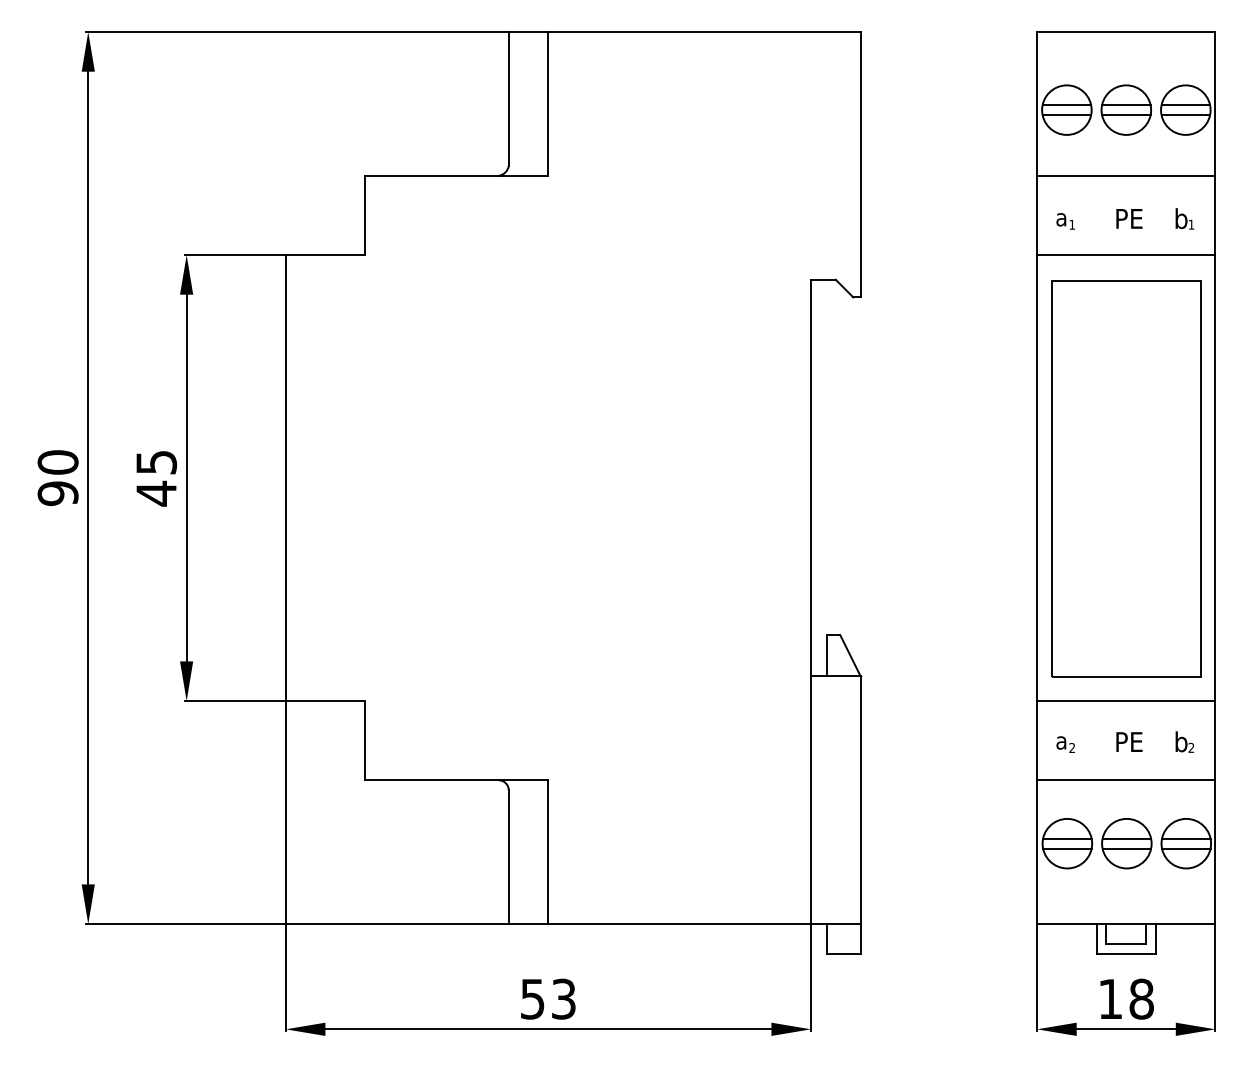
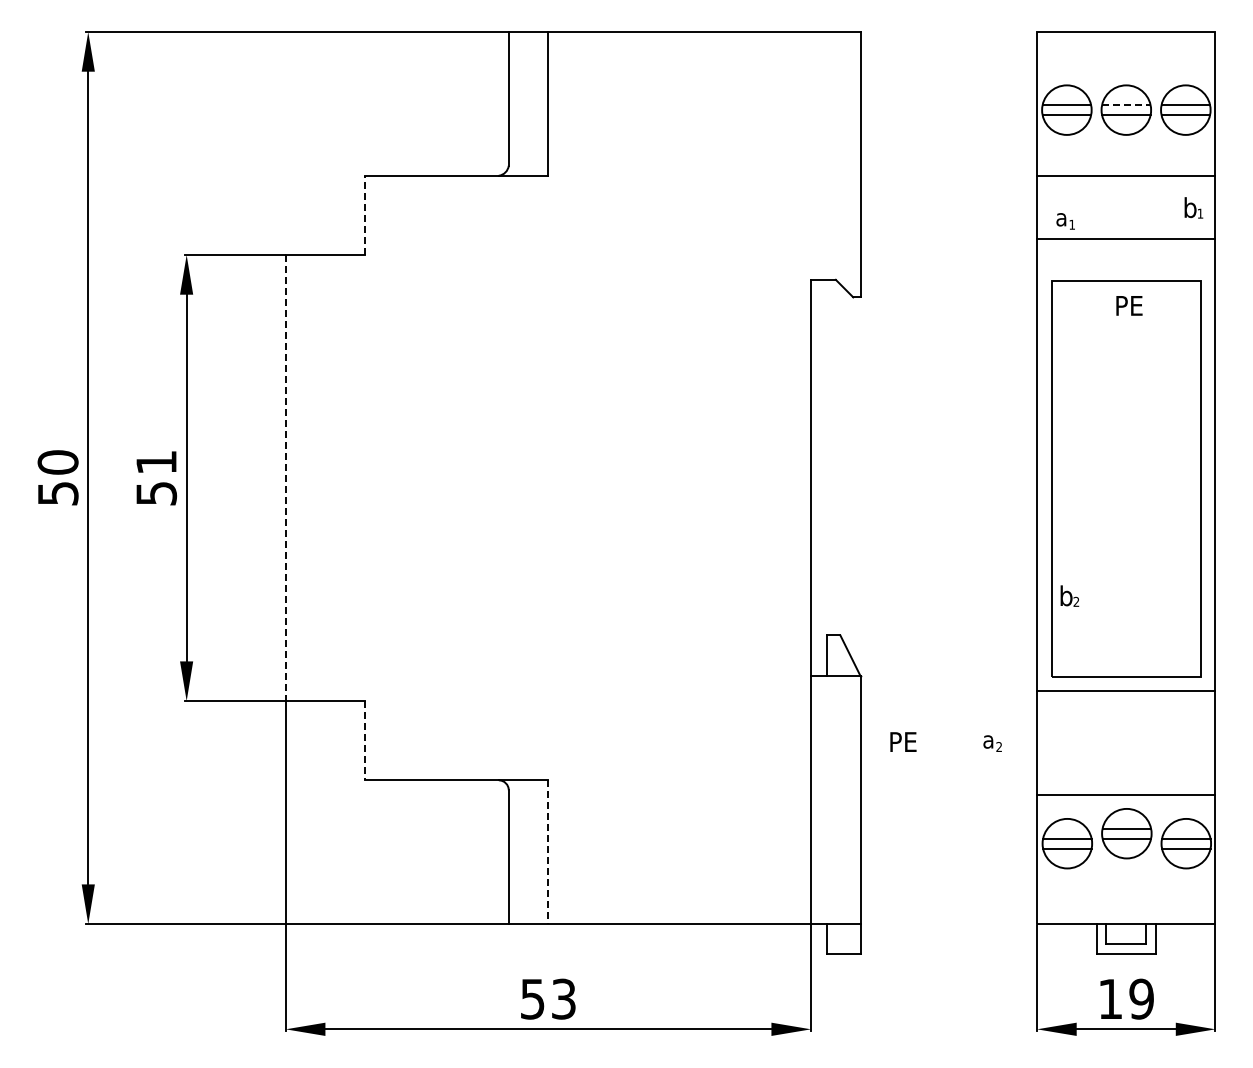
line: solid -> dashed (1126, 105)
line: solid -> dashed (365, 215)
text position: (1129, 218) -> (1129, 305) (1129, 305)
text position: (1184, 218) -> (1193, 207) (1193, 207)
line position: (1126, 255) -> (1126, 239) (1126, 239)
text: 45 -> 51 (156, 478)
line: solid -> dashed (285, 478)
text: 90 -> 50 (57, 493)
line position: (1126, 701) -> (1126, 691) (1126, 691)
line: solid -> dashed (365, 740)
text position: (1129, 741) -> (903, 741) (903, 741)
text position: (1184, 741) -> (1069, 595) (1069, 595)
text position: (1065, 744) -> (992, 743) (992, 743)
line position: (1126, 780) -> (1126, 795) (1126, 795)
part position: (1126, 843) -> (1126, 833) (1126, 833)
line: solid -> dashed (548, 852)
text: 18 -> 19 (1141, 998)
